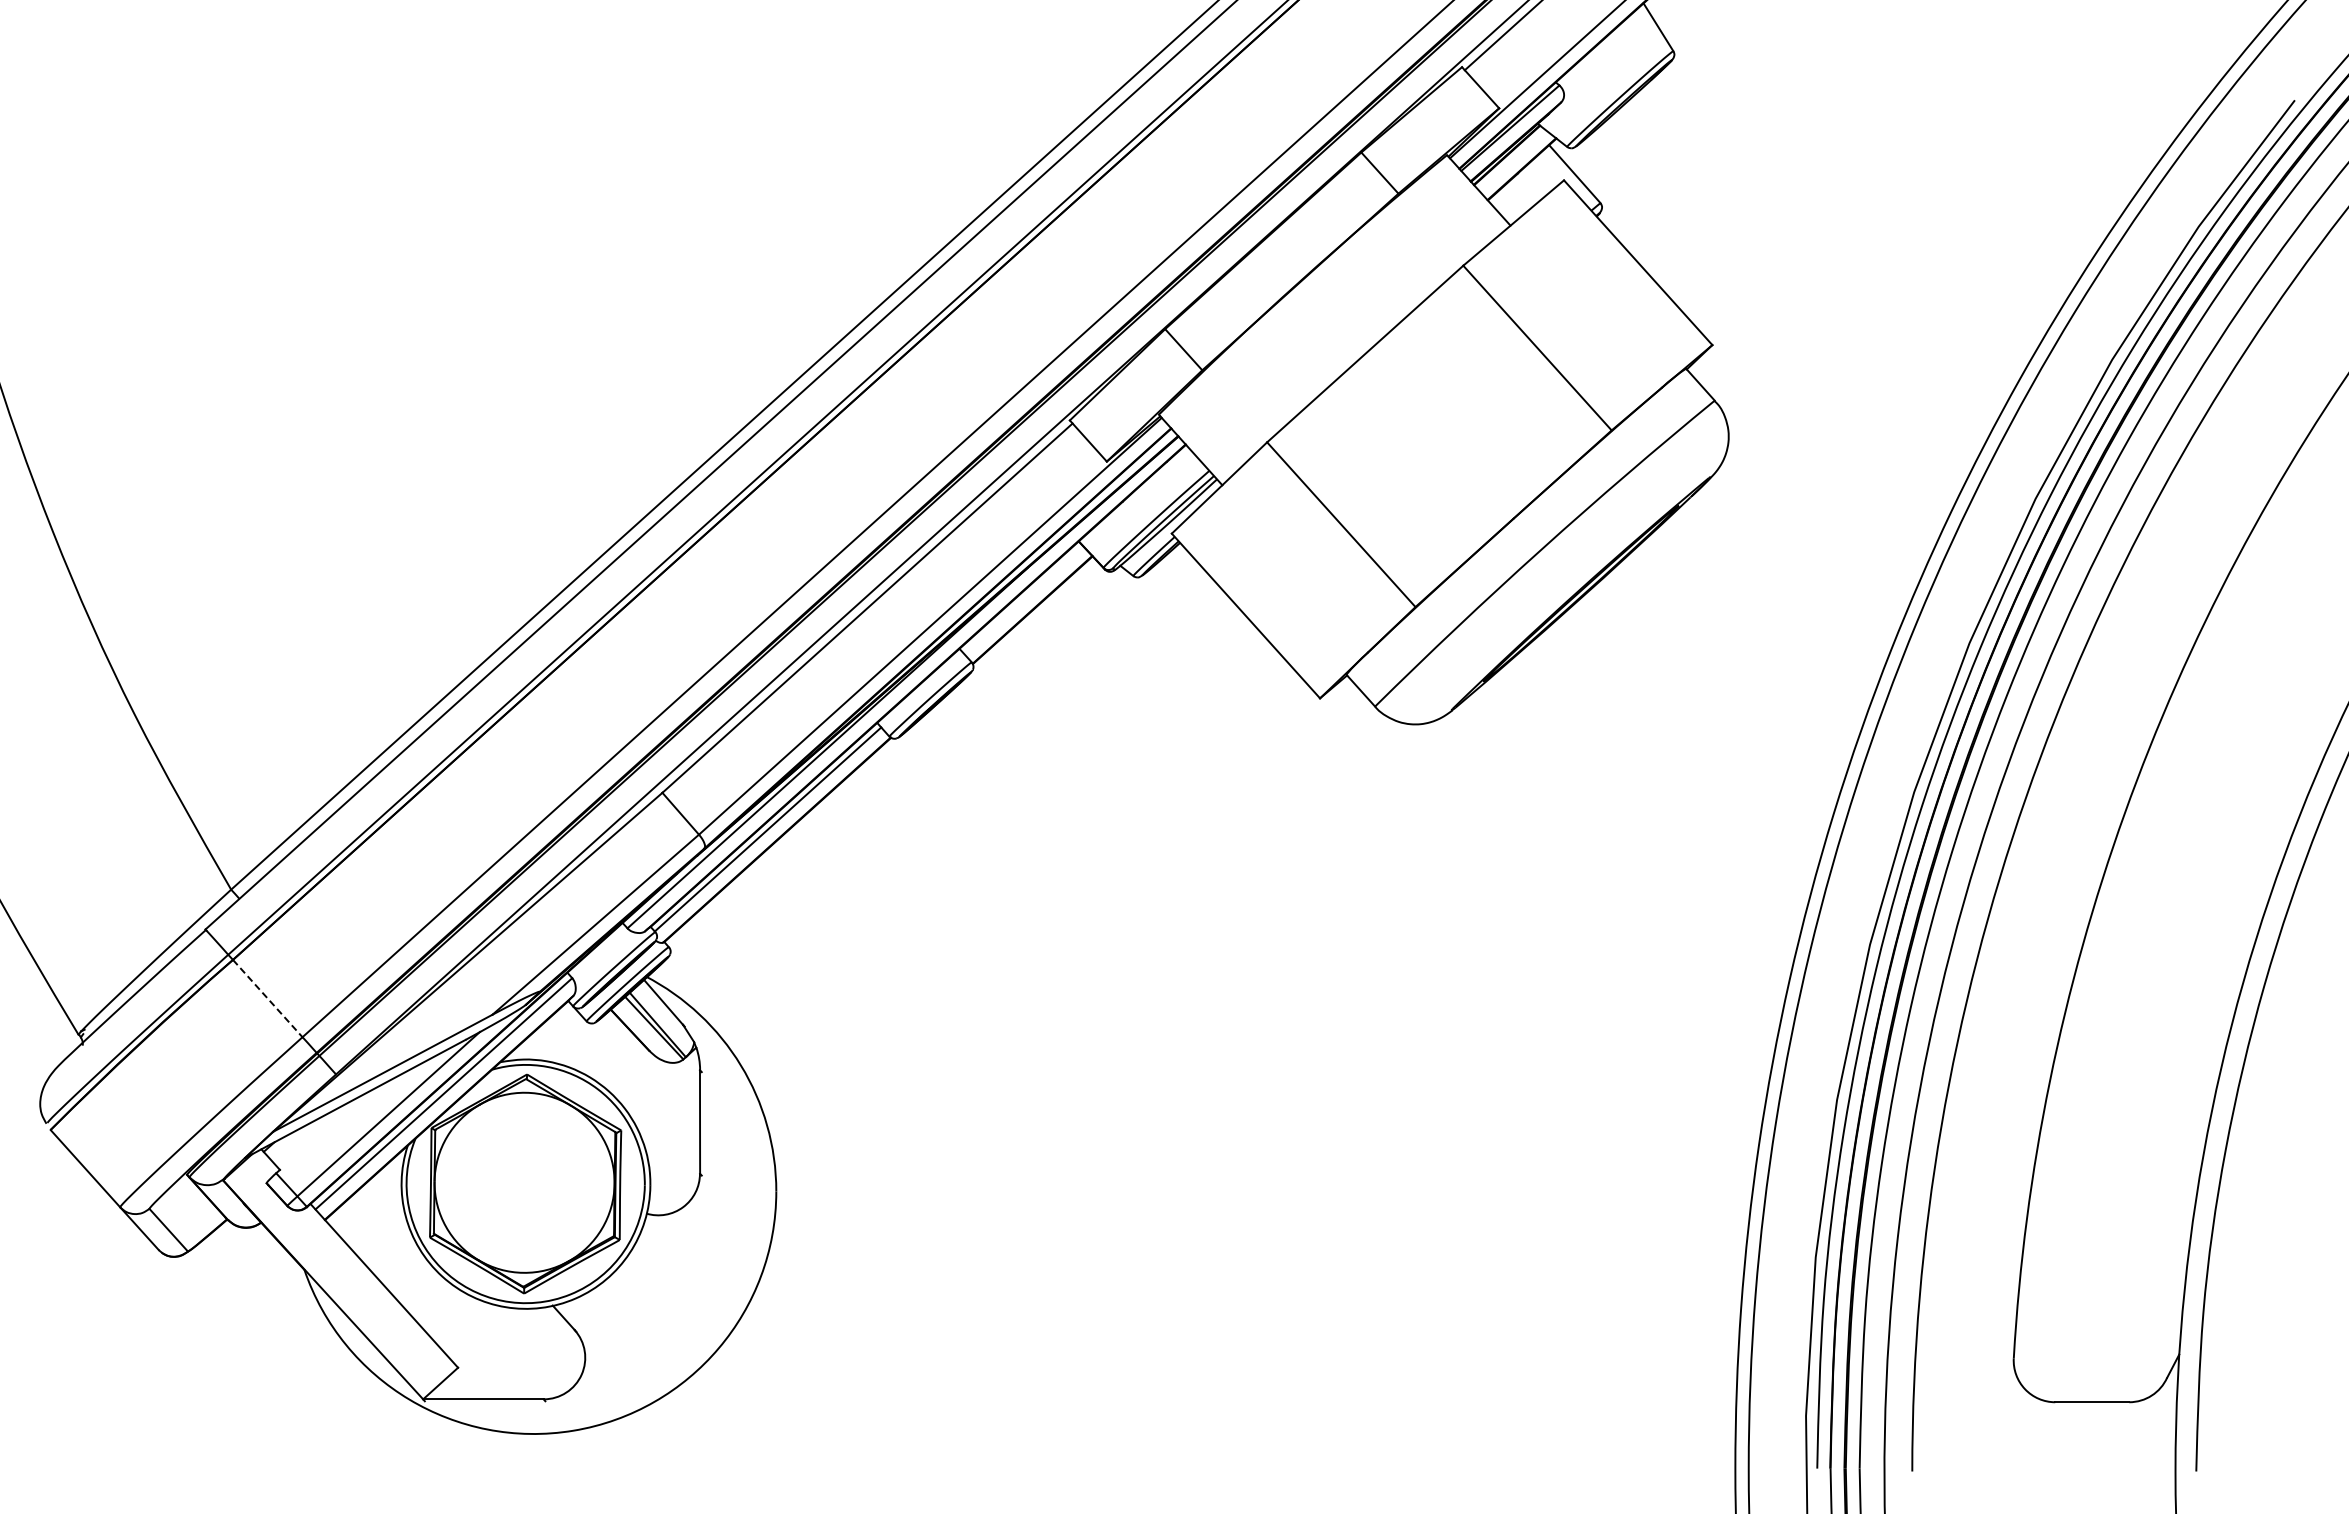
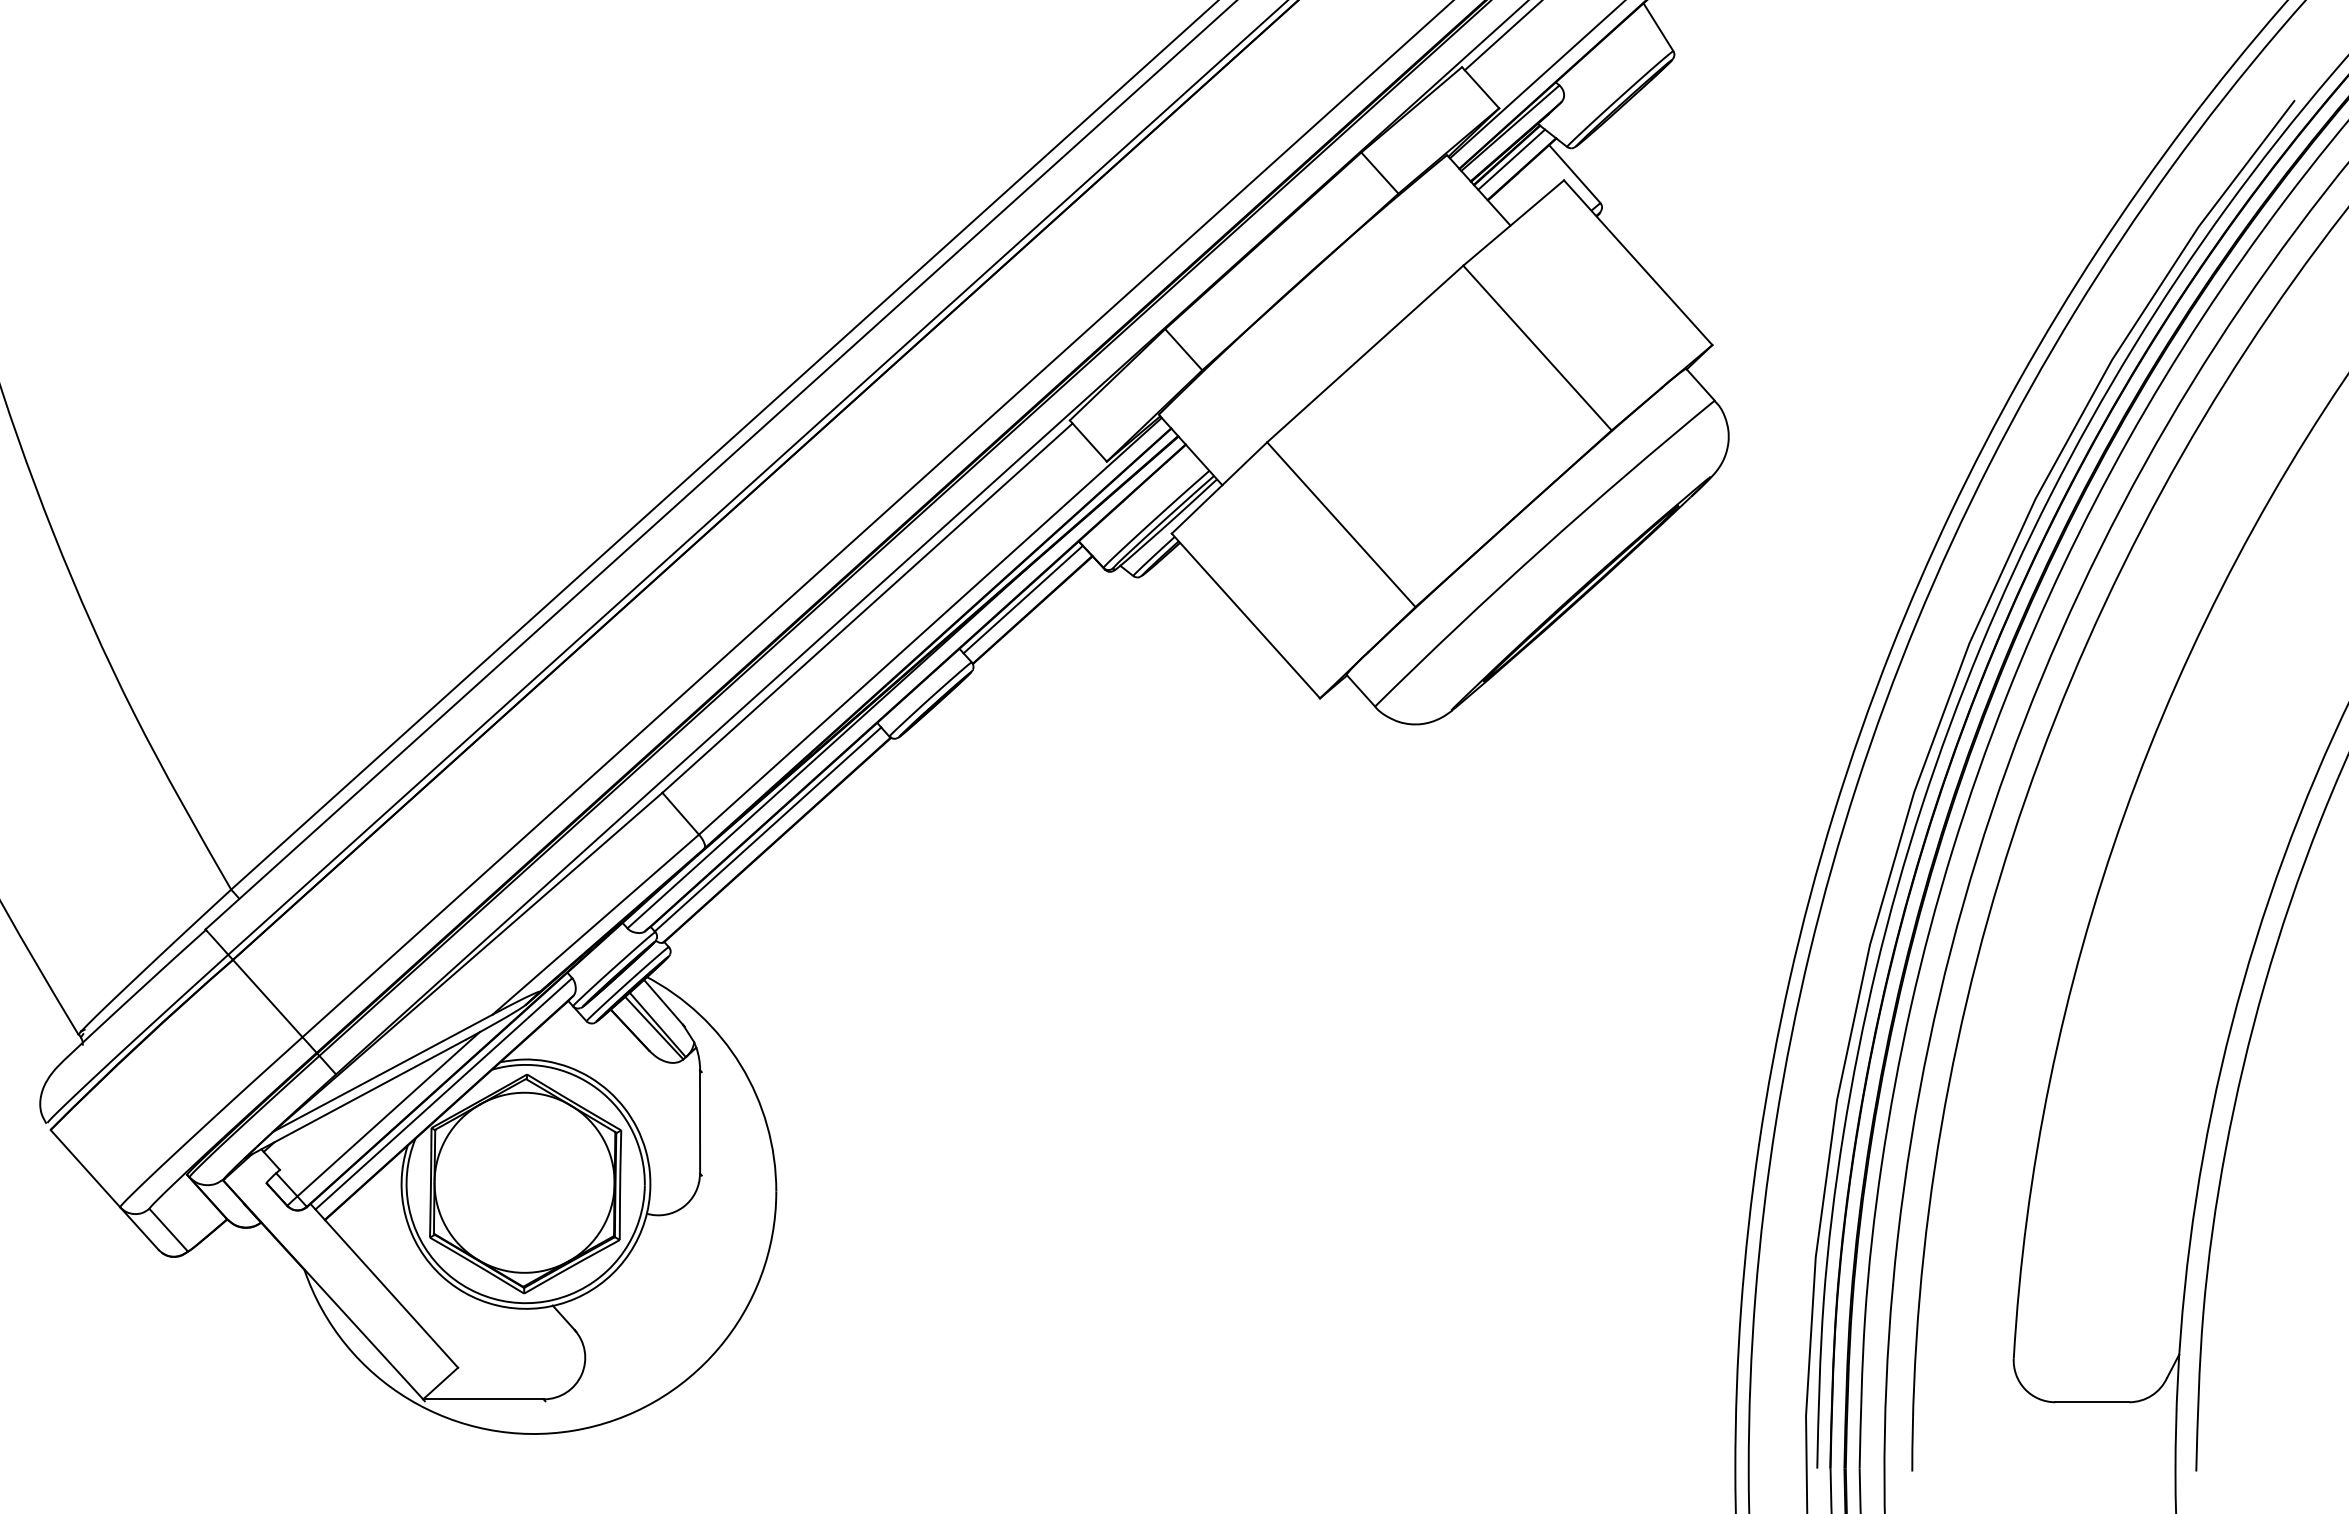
line: none -> present (1511, 159)
line: none -> present (1022, 599)
line: dashed -> solid (267, 998)
